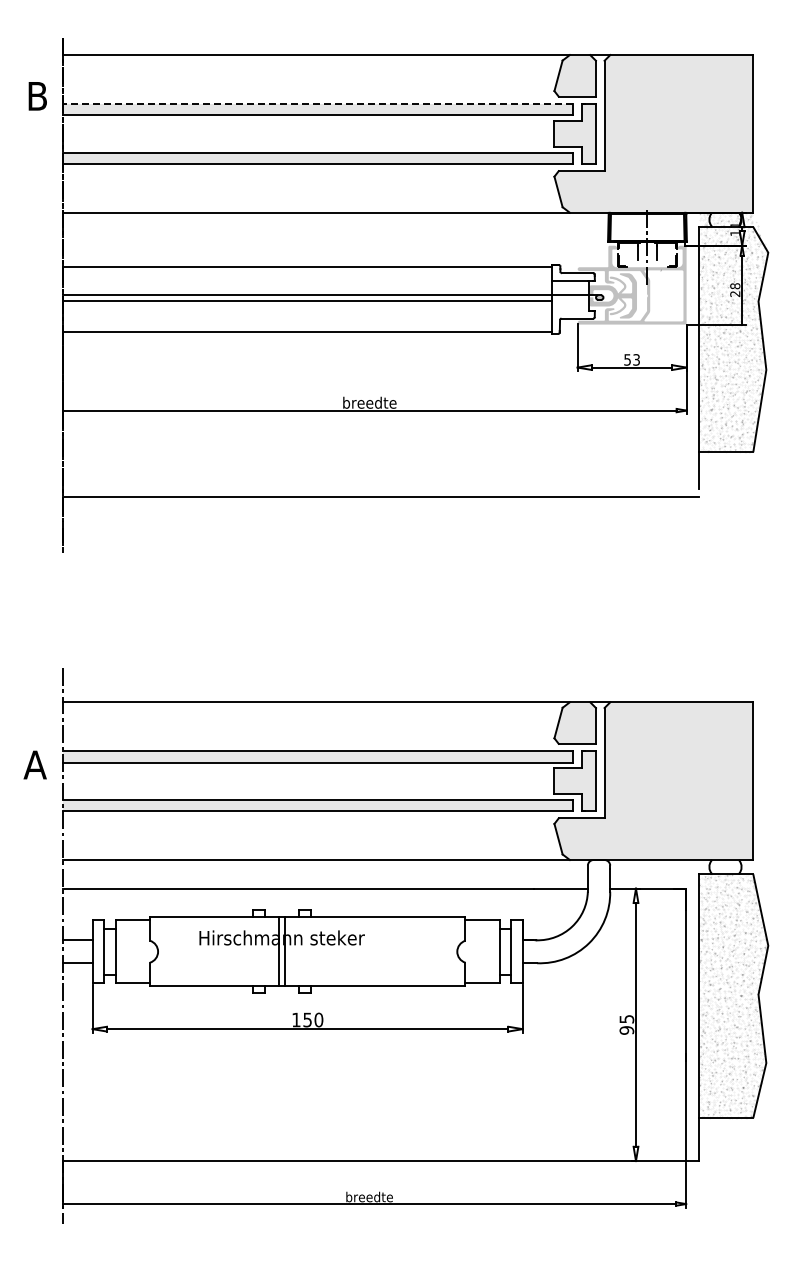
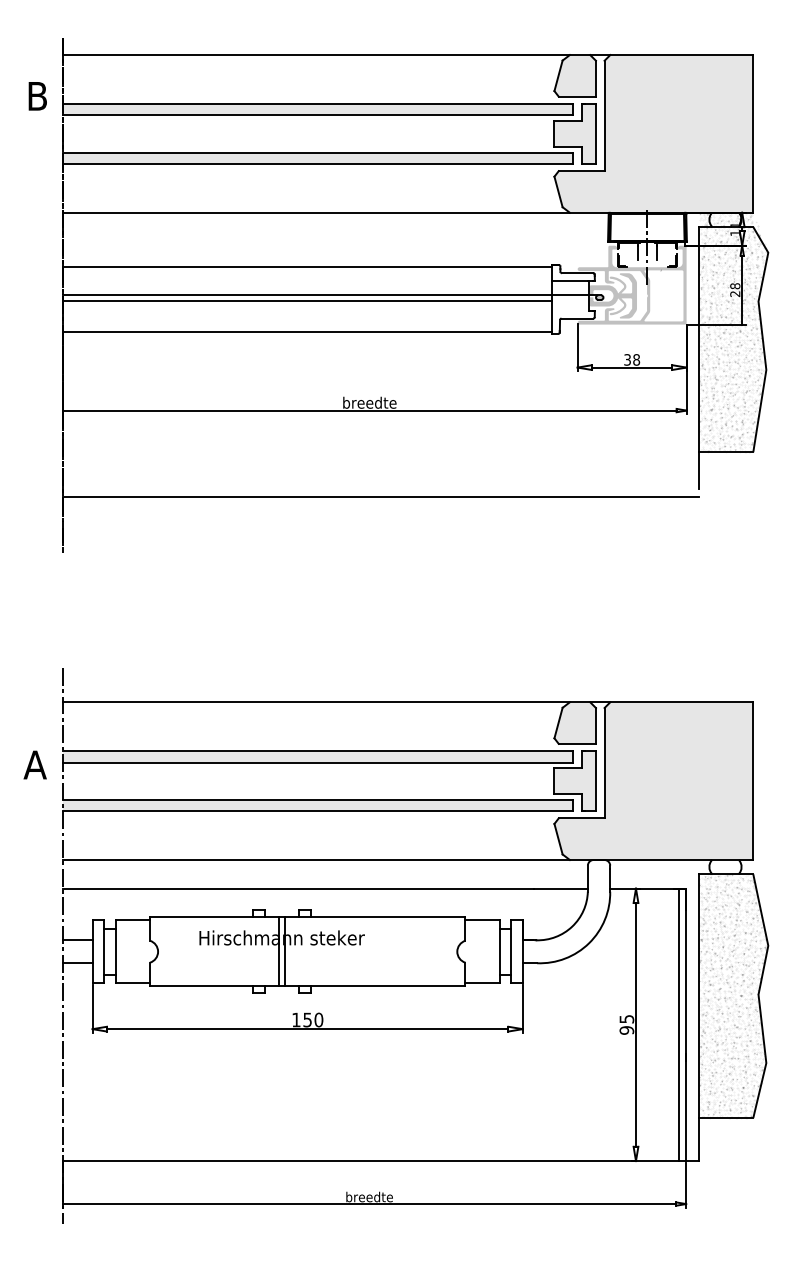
line: dashed -> solid (317, 103)
text: 53 -> 38 (632, 359)
line: none -> present (679, 1024)
